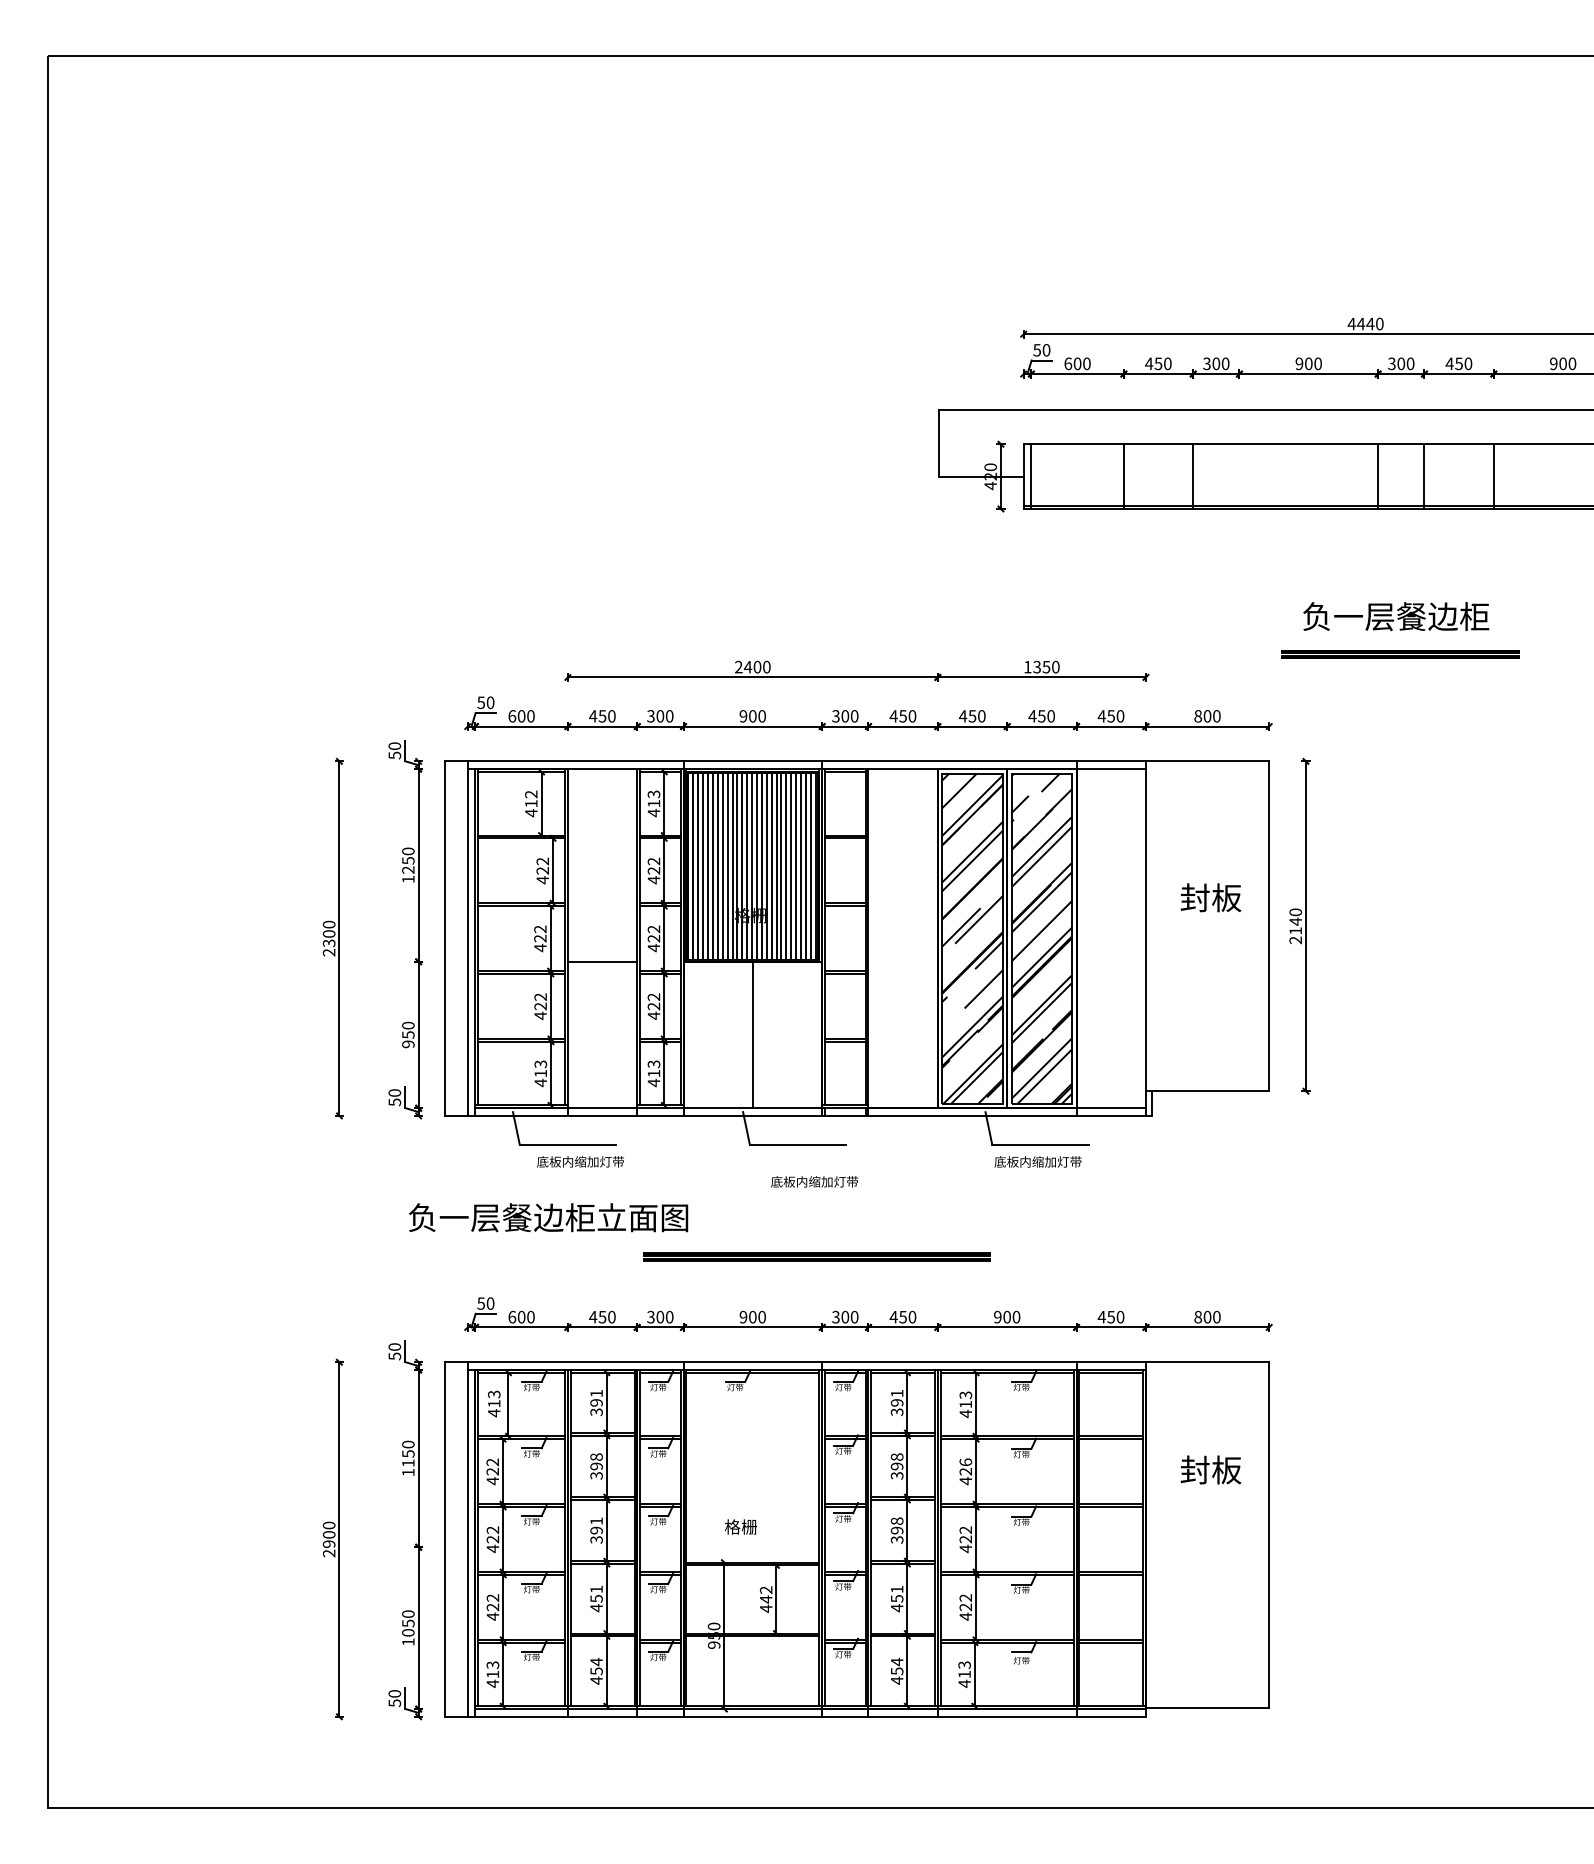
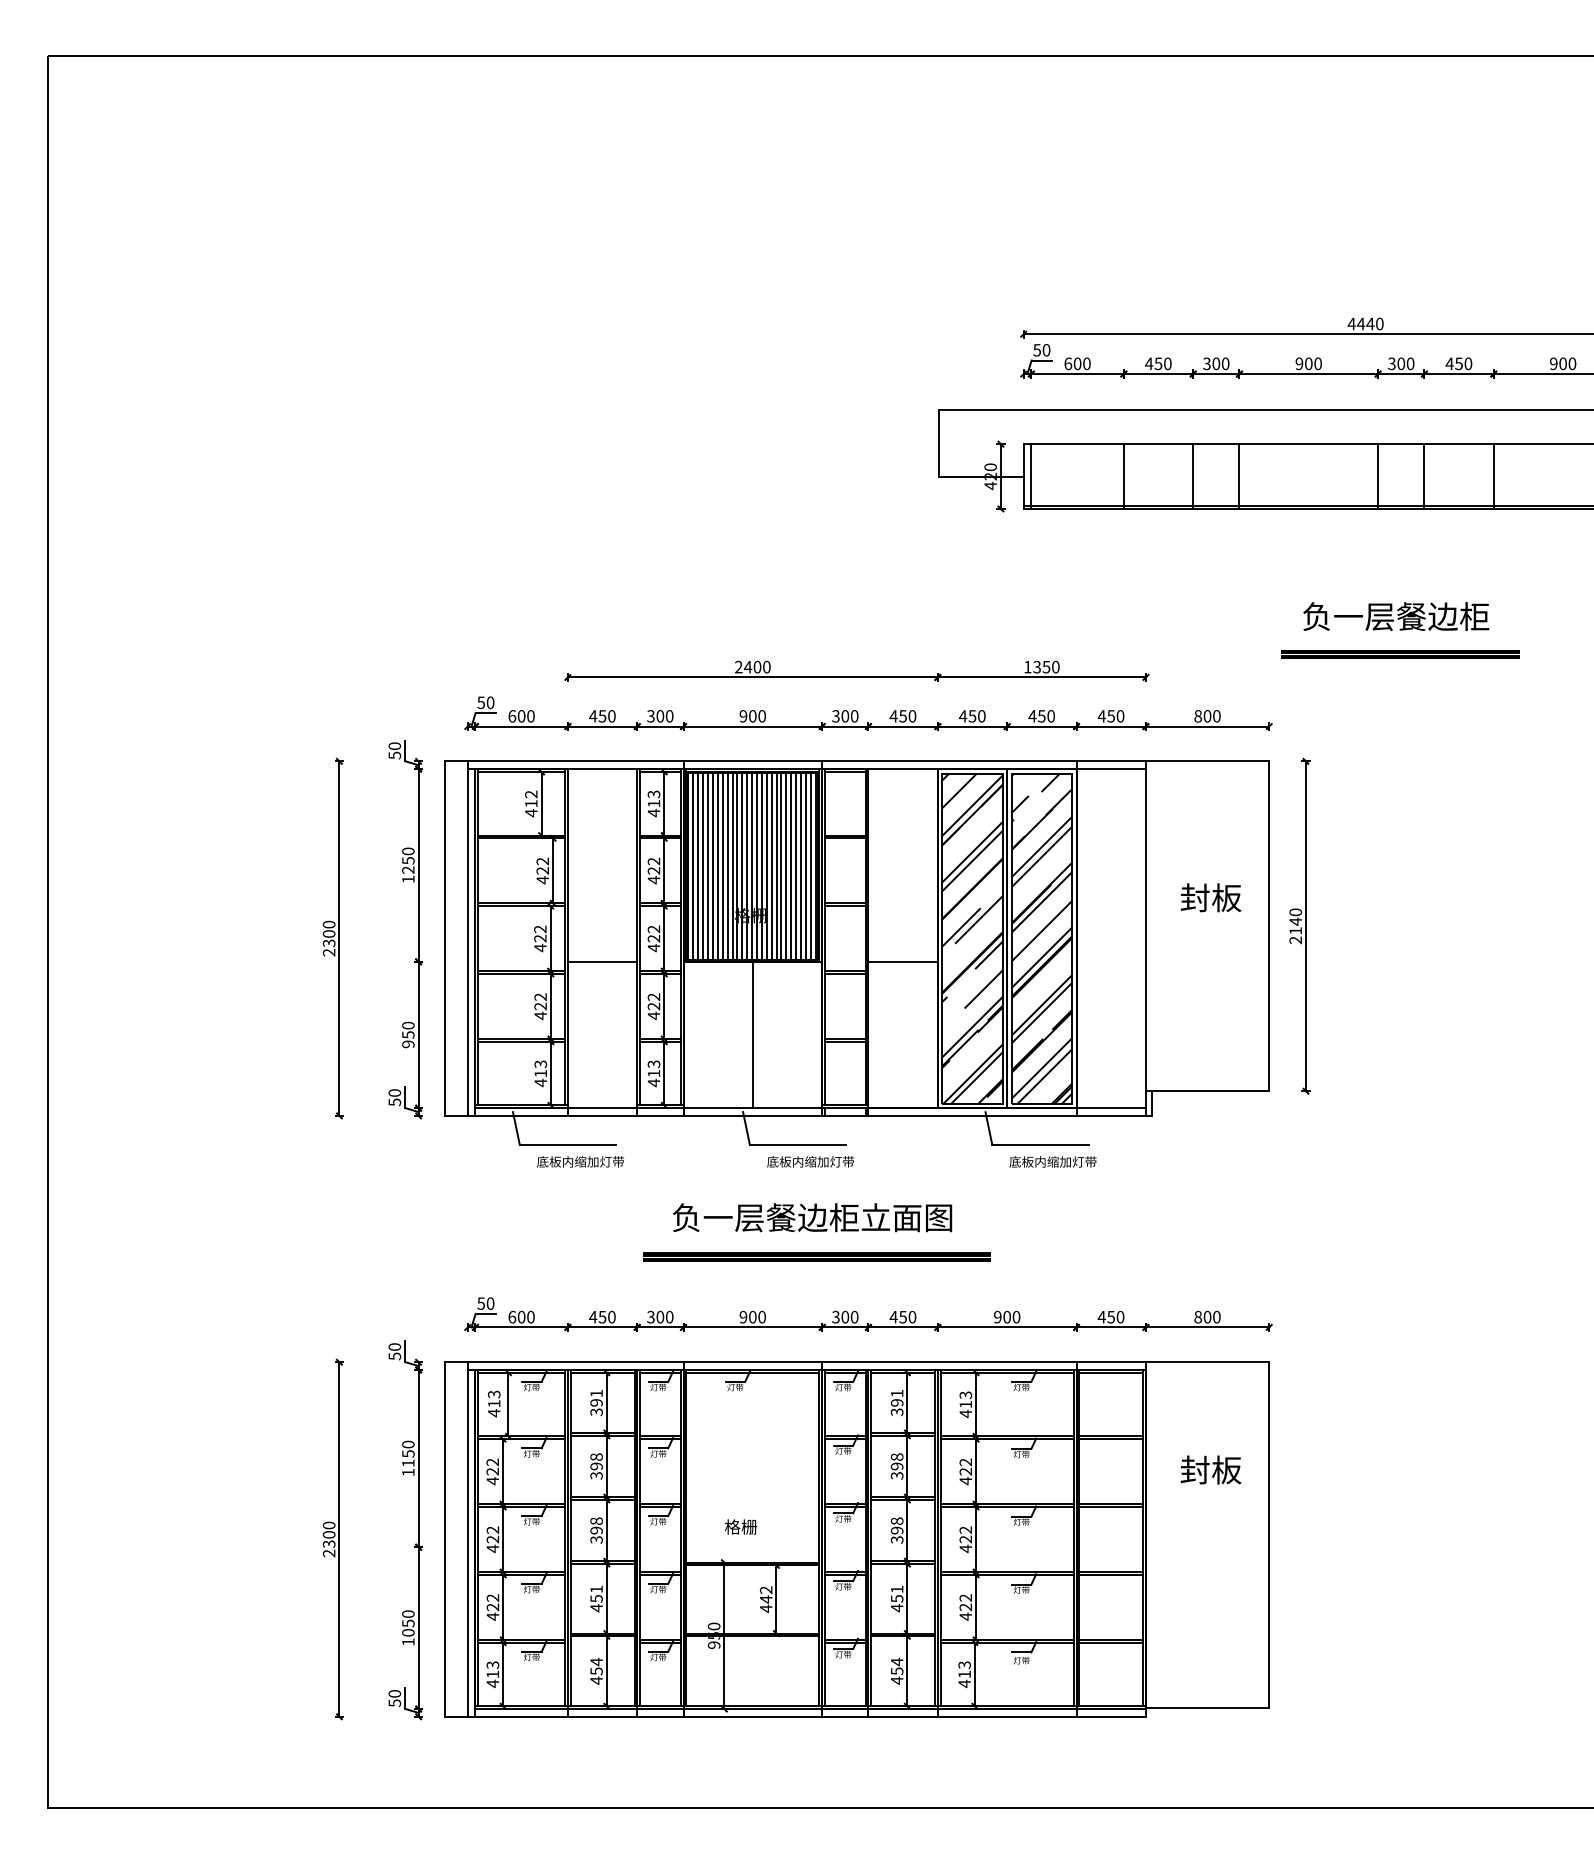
line: none -> present (1239, 476)
line: none -> present (902, 961)
text position: (1037, 1161) -> (1052, 1161) (1052, 1161)
text position: (814, 1181) -> (810, 1161) (810, 1161)
text position: (548, 1217) -> (812, 1217) (812, 1217)
text: 426 -> 422 (965, 1462)
text: 391 -> 398 (596, 1521)
text: 2900 -> 2300 (329, 1544)
